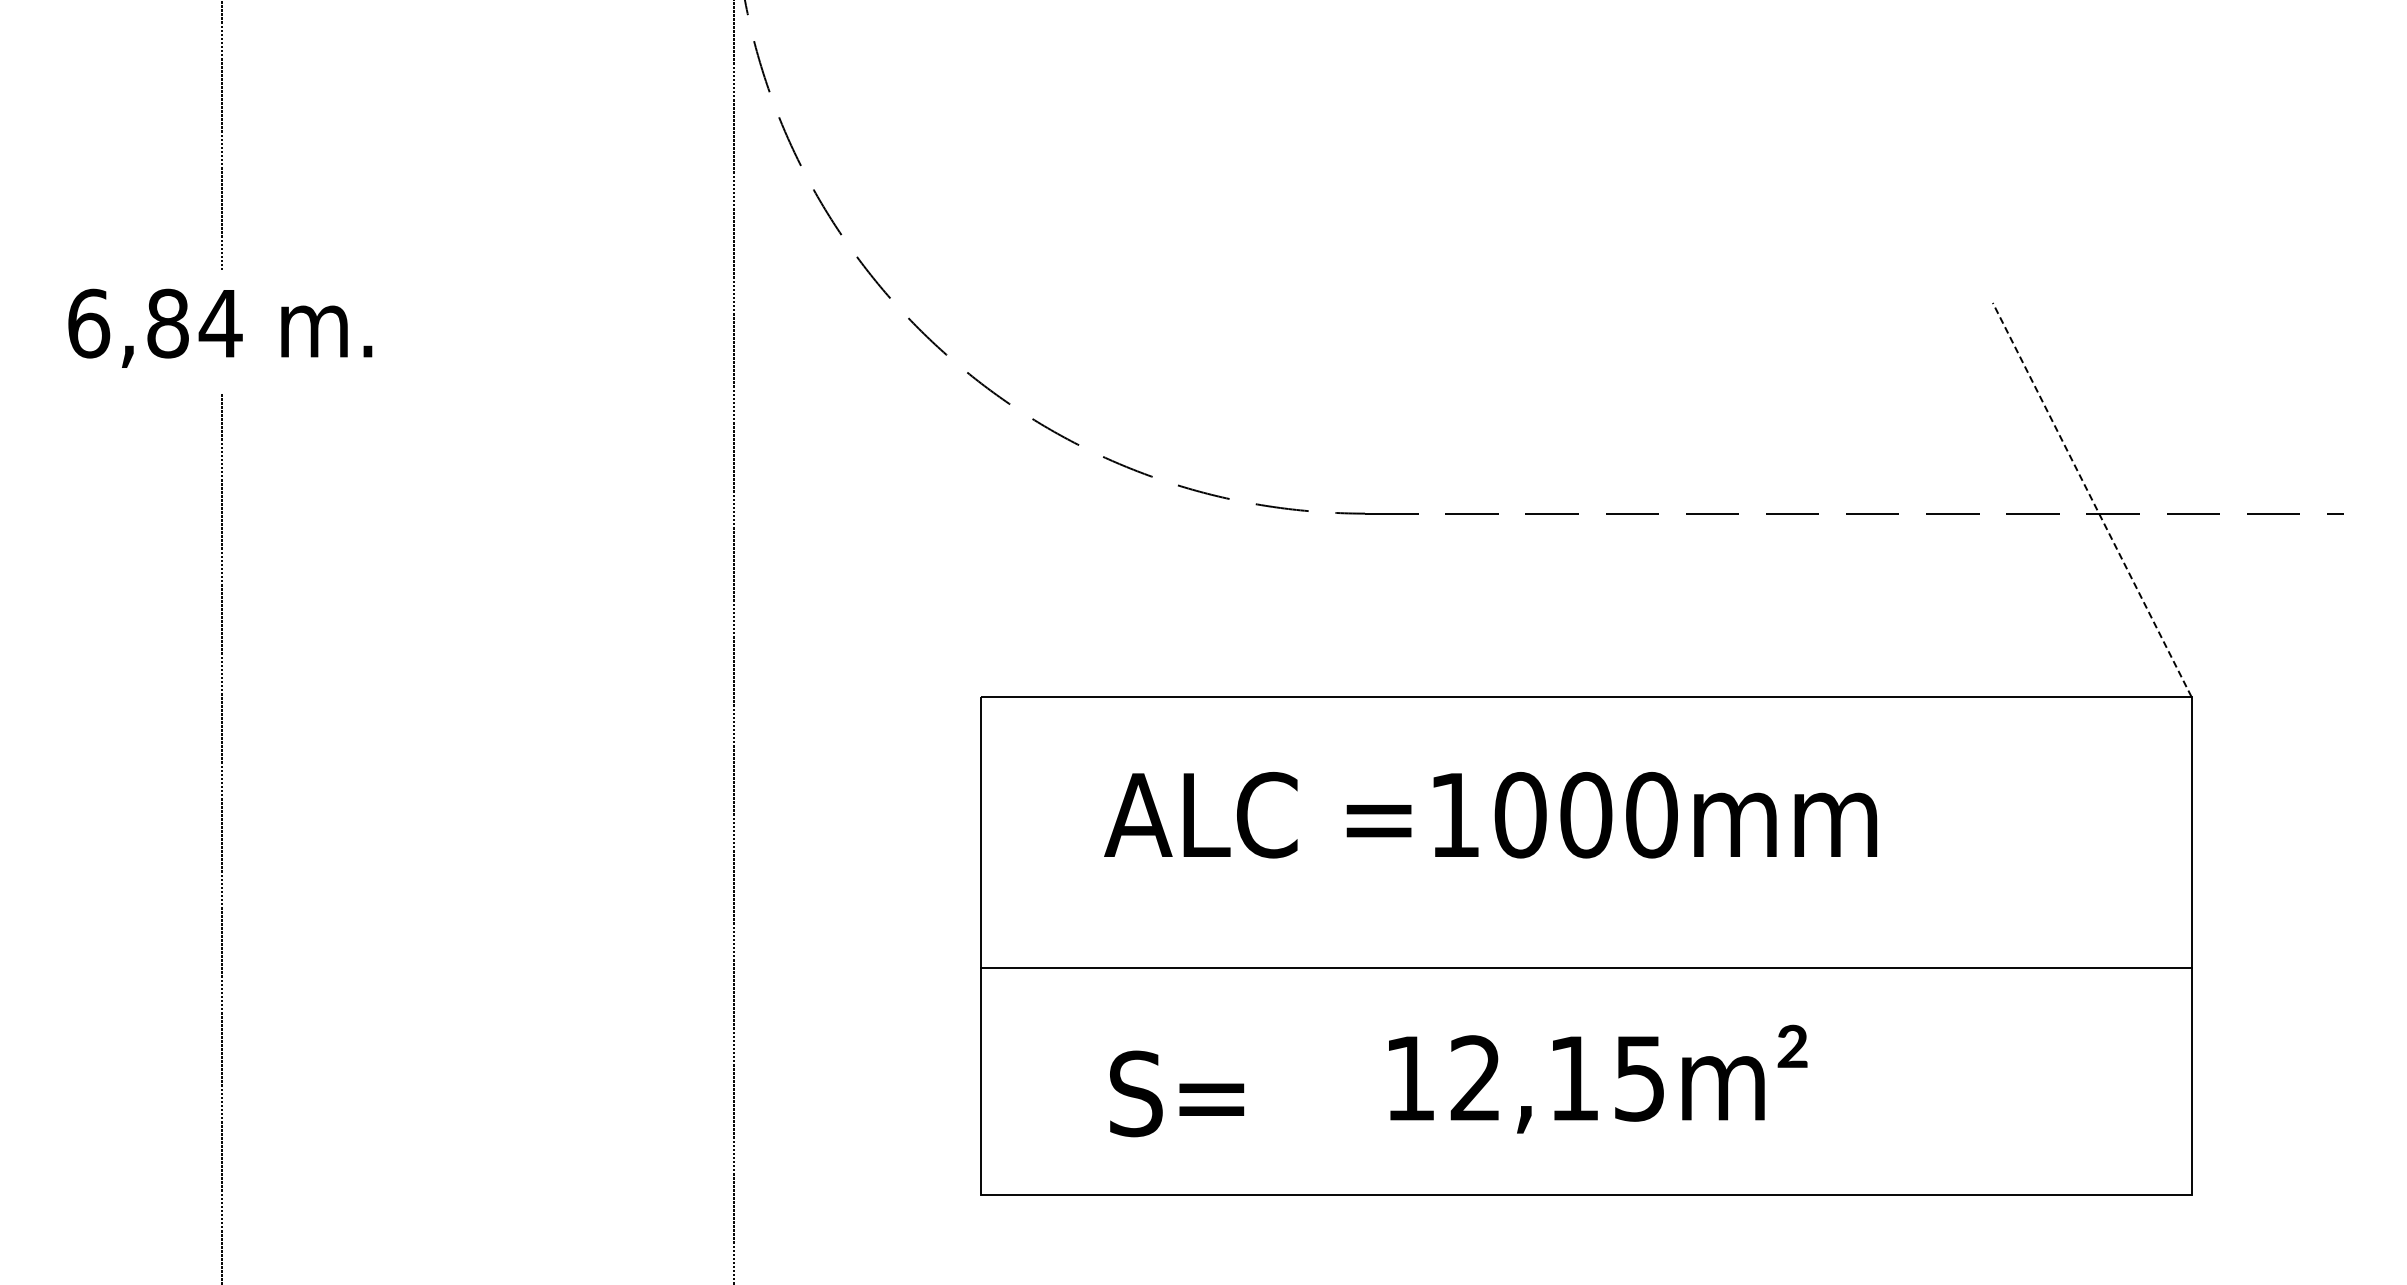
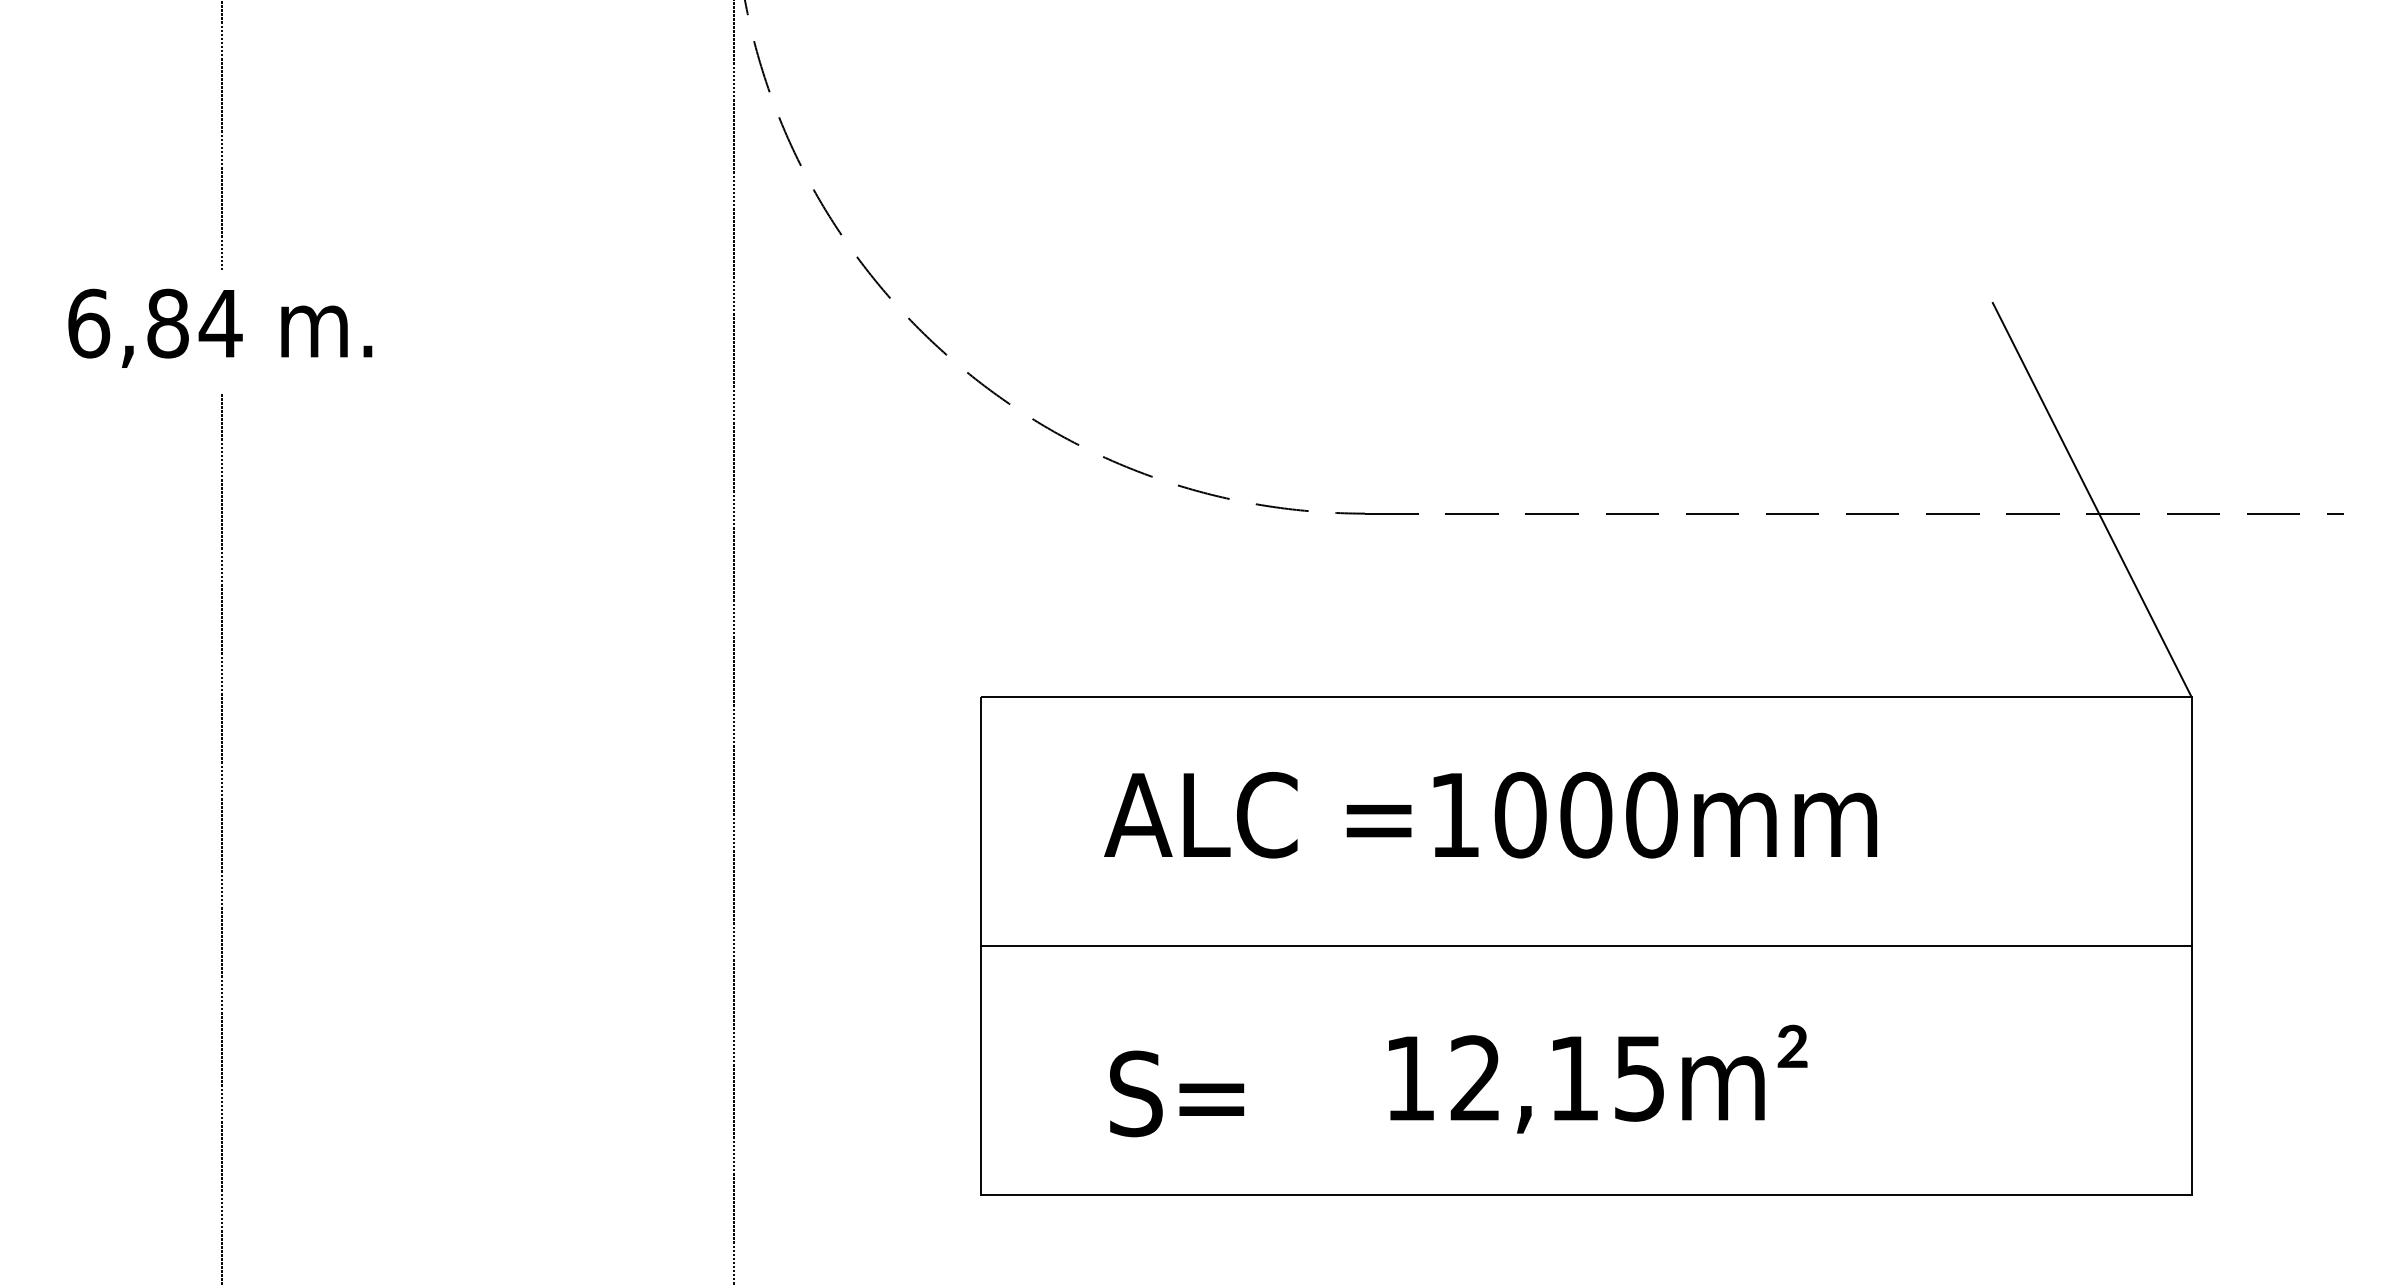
line: dashed -> solid (2092, 499)
line position: (1585, 967) -> (1585, 945) (1585, 945)
